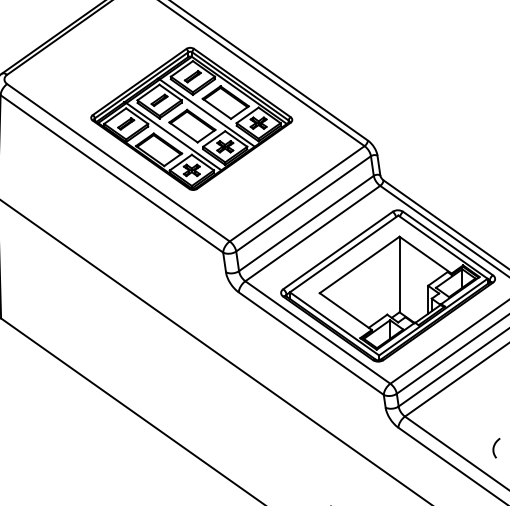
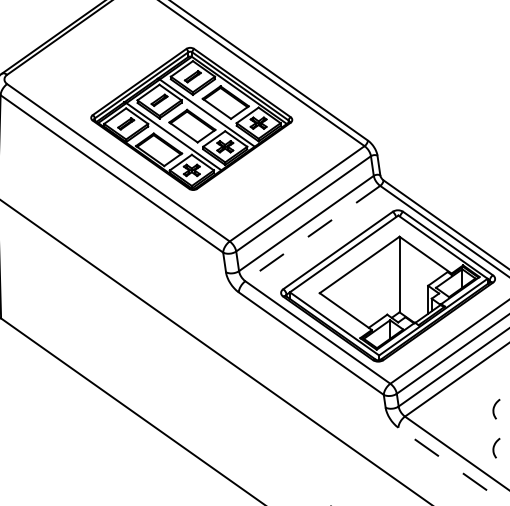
line: solid -> dashed (312, 233)
curve: none -> present (494, 408)
line: solid -> dashed (453, 466)
